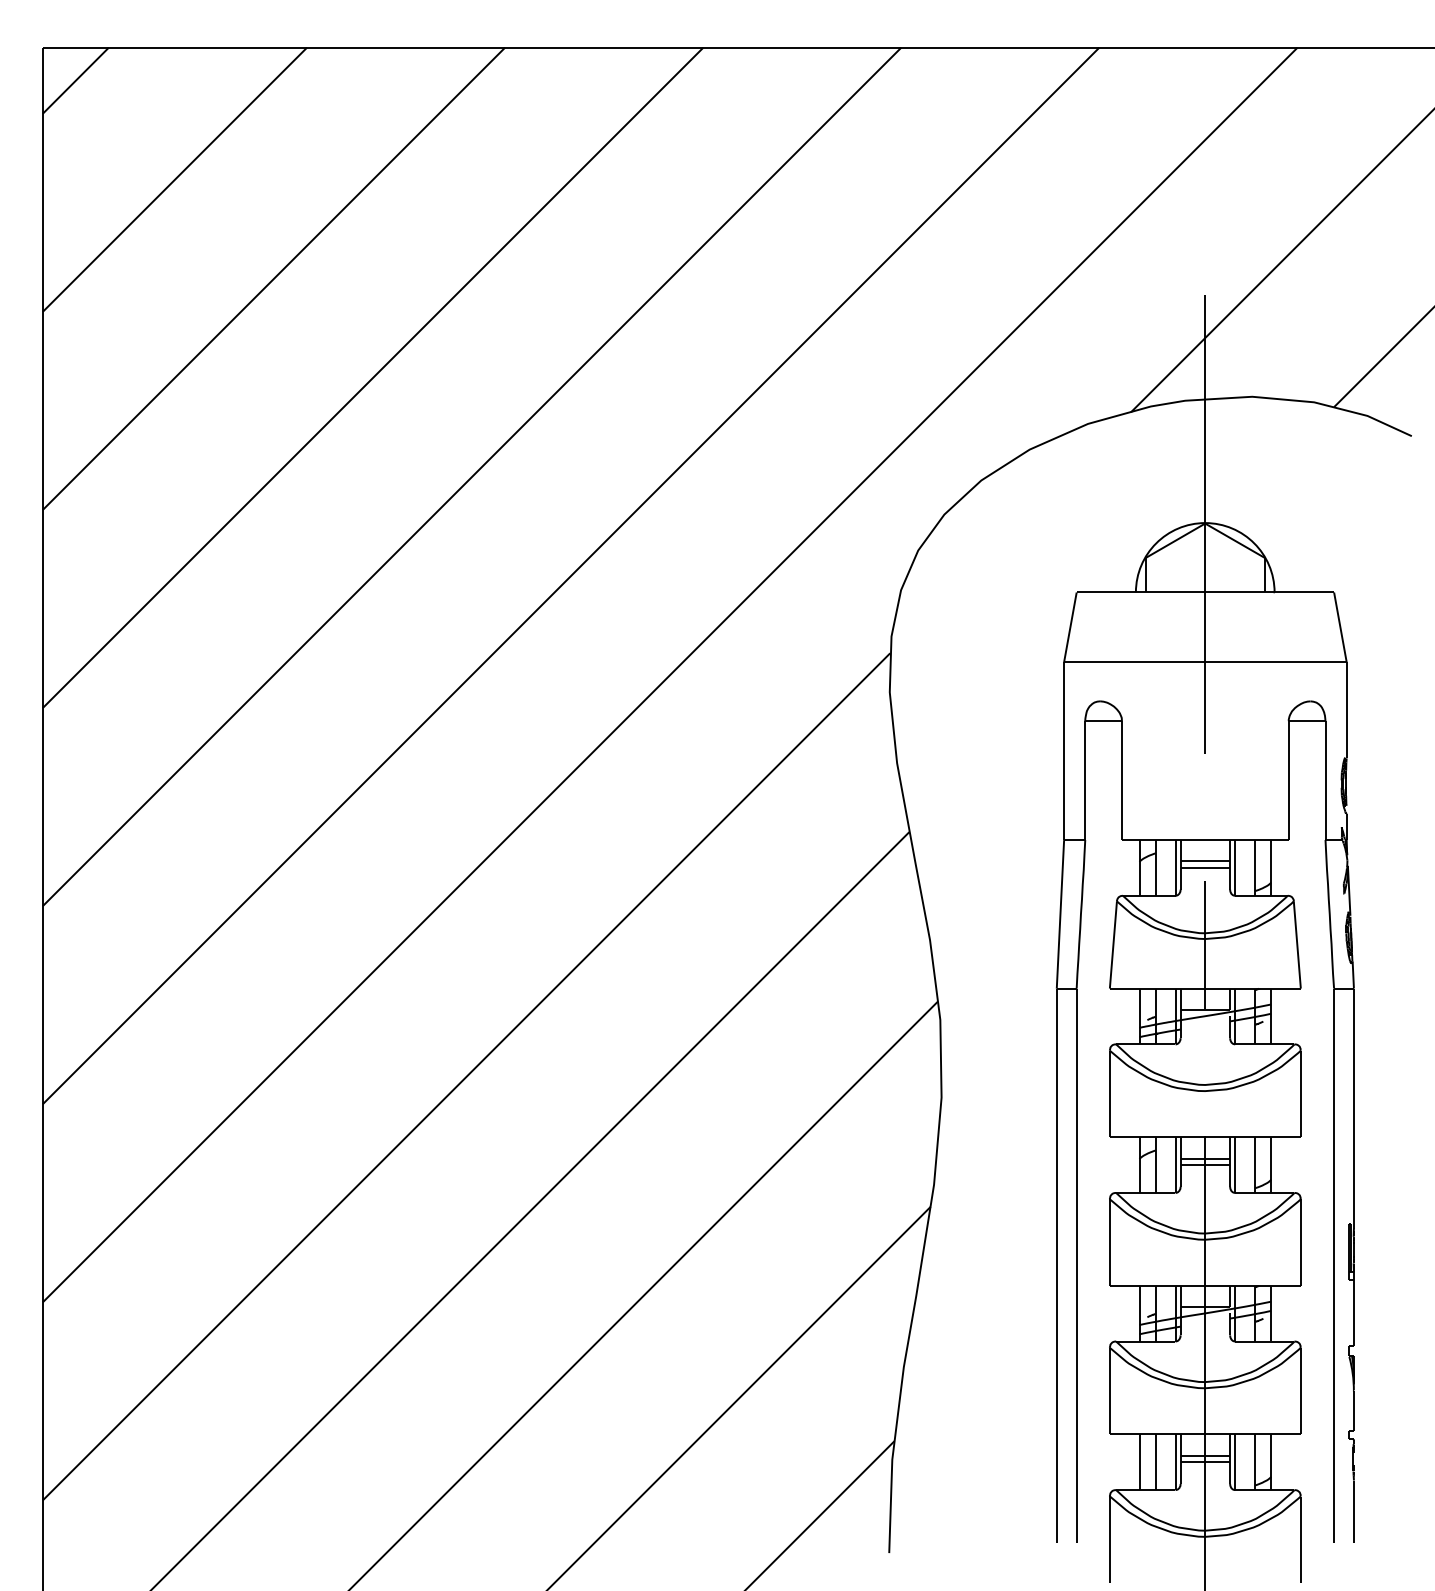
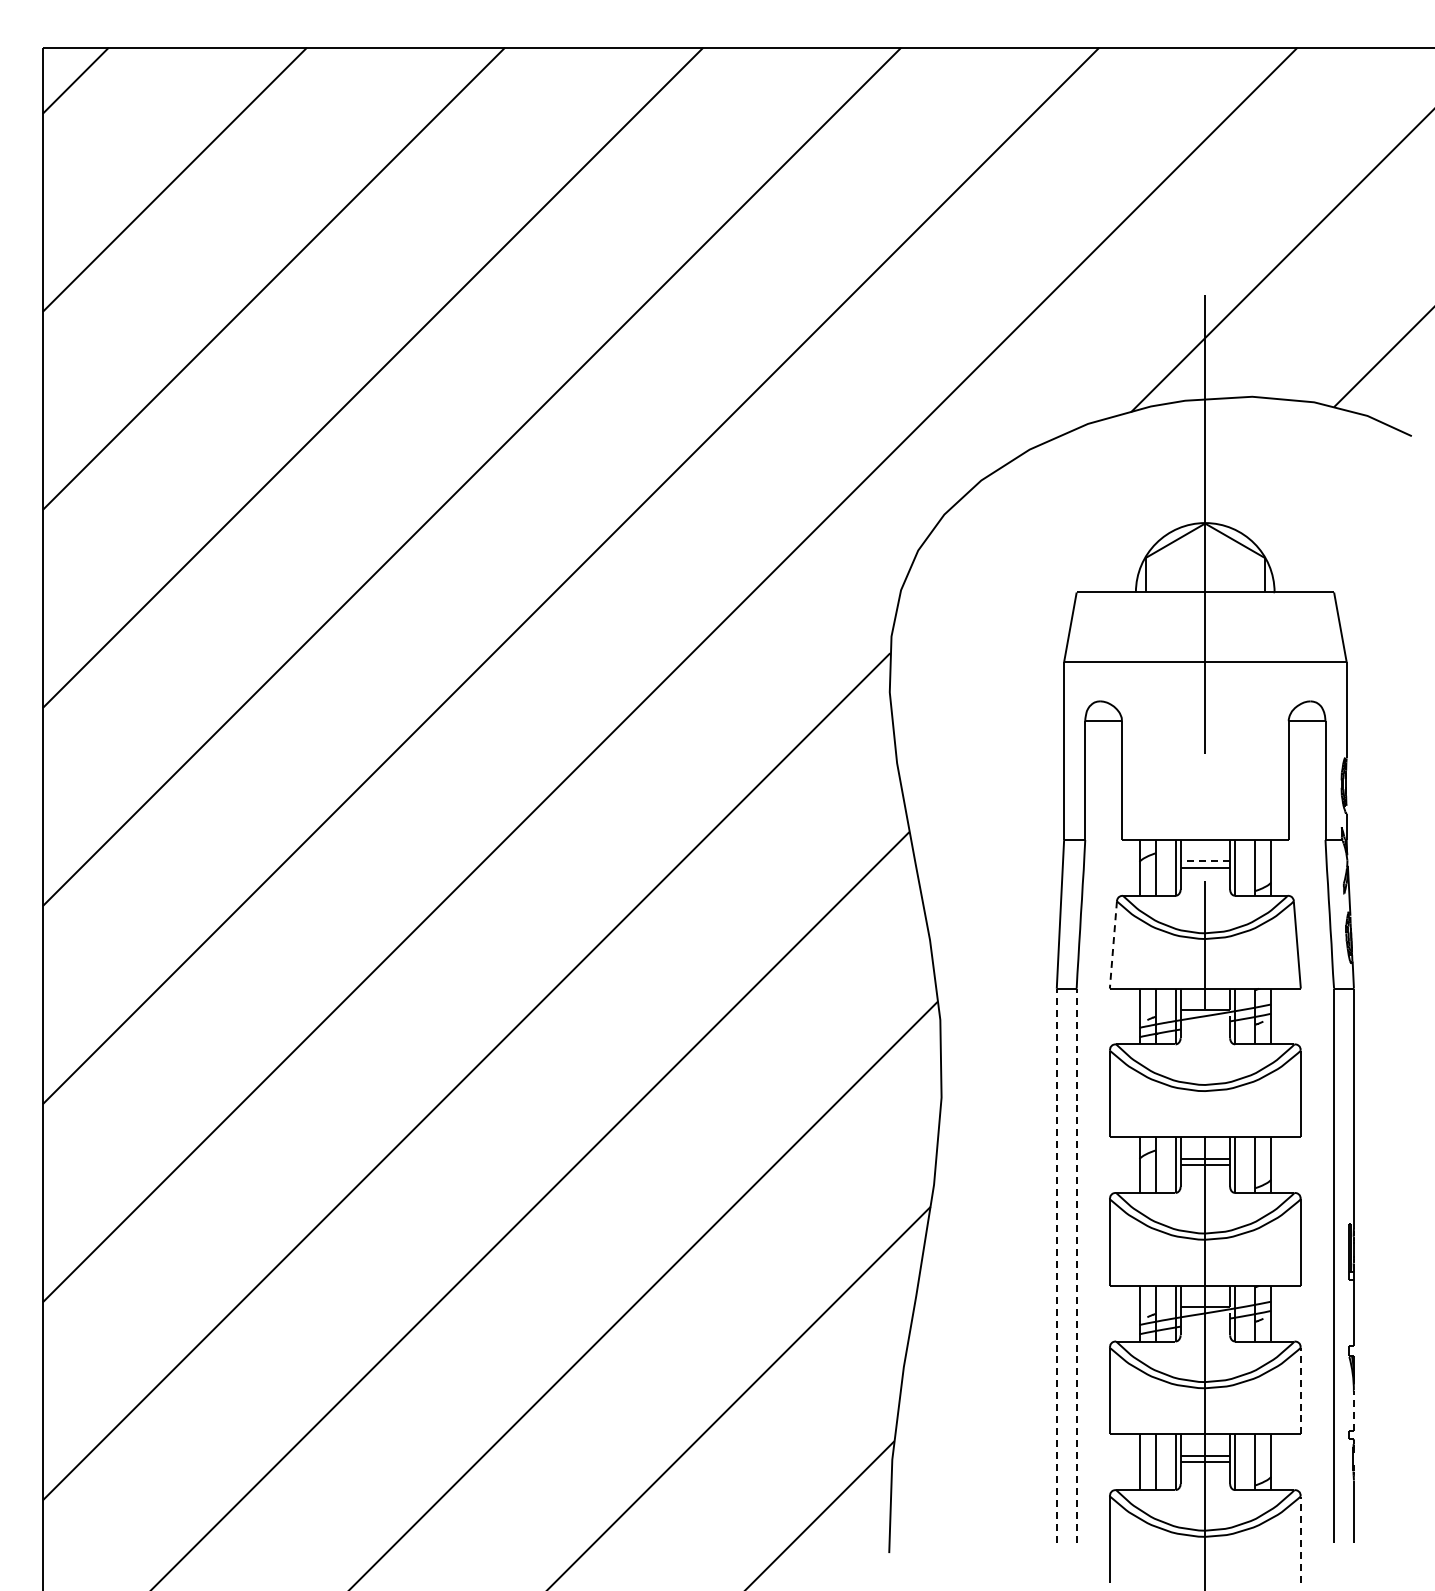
line: solid -> dashed (1205, 861)
line: solid -> dashed (1113, 944)
line: solid -> dashed (1056, 1265)
line: solid -> dashed (1076, 1265)
line: solid -> dashed (1300, 1390)
line: solid -> dashed (1353, 1410)
line: solid -> dashed (1300, 1539)
